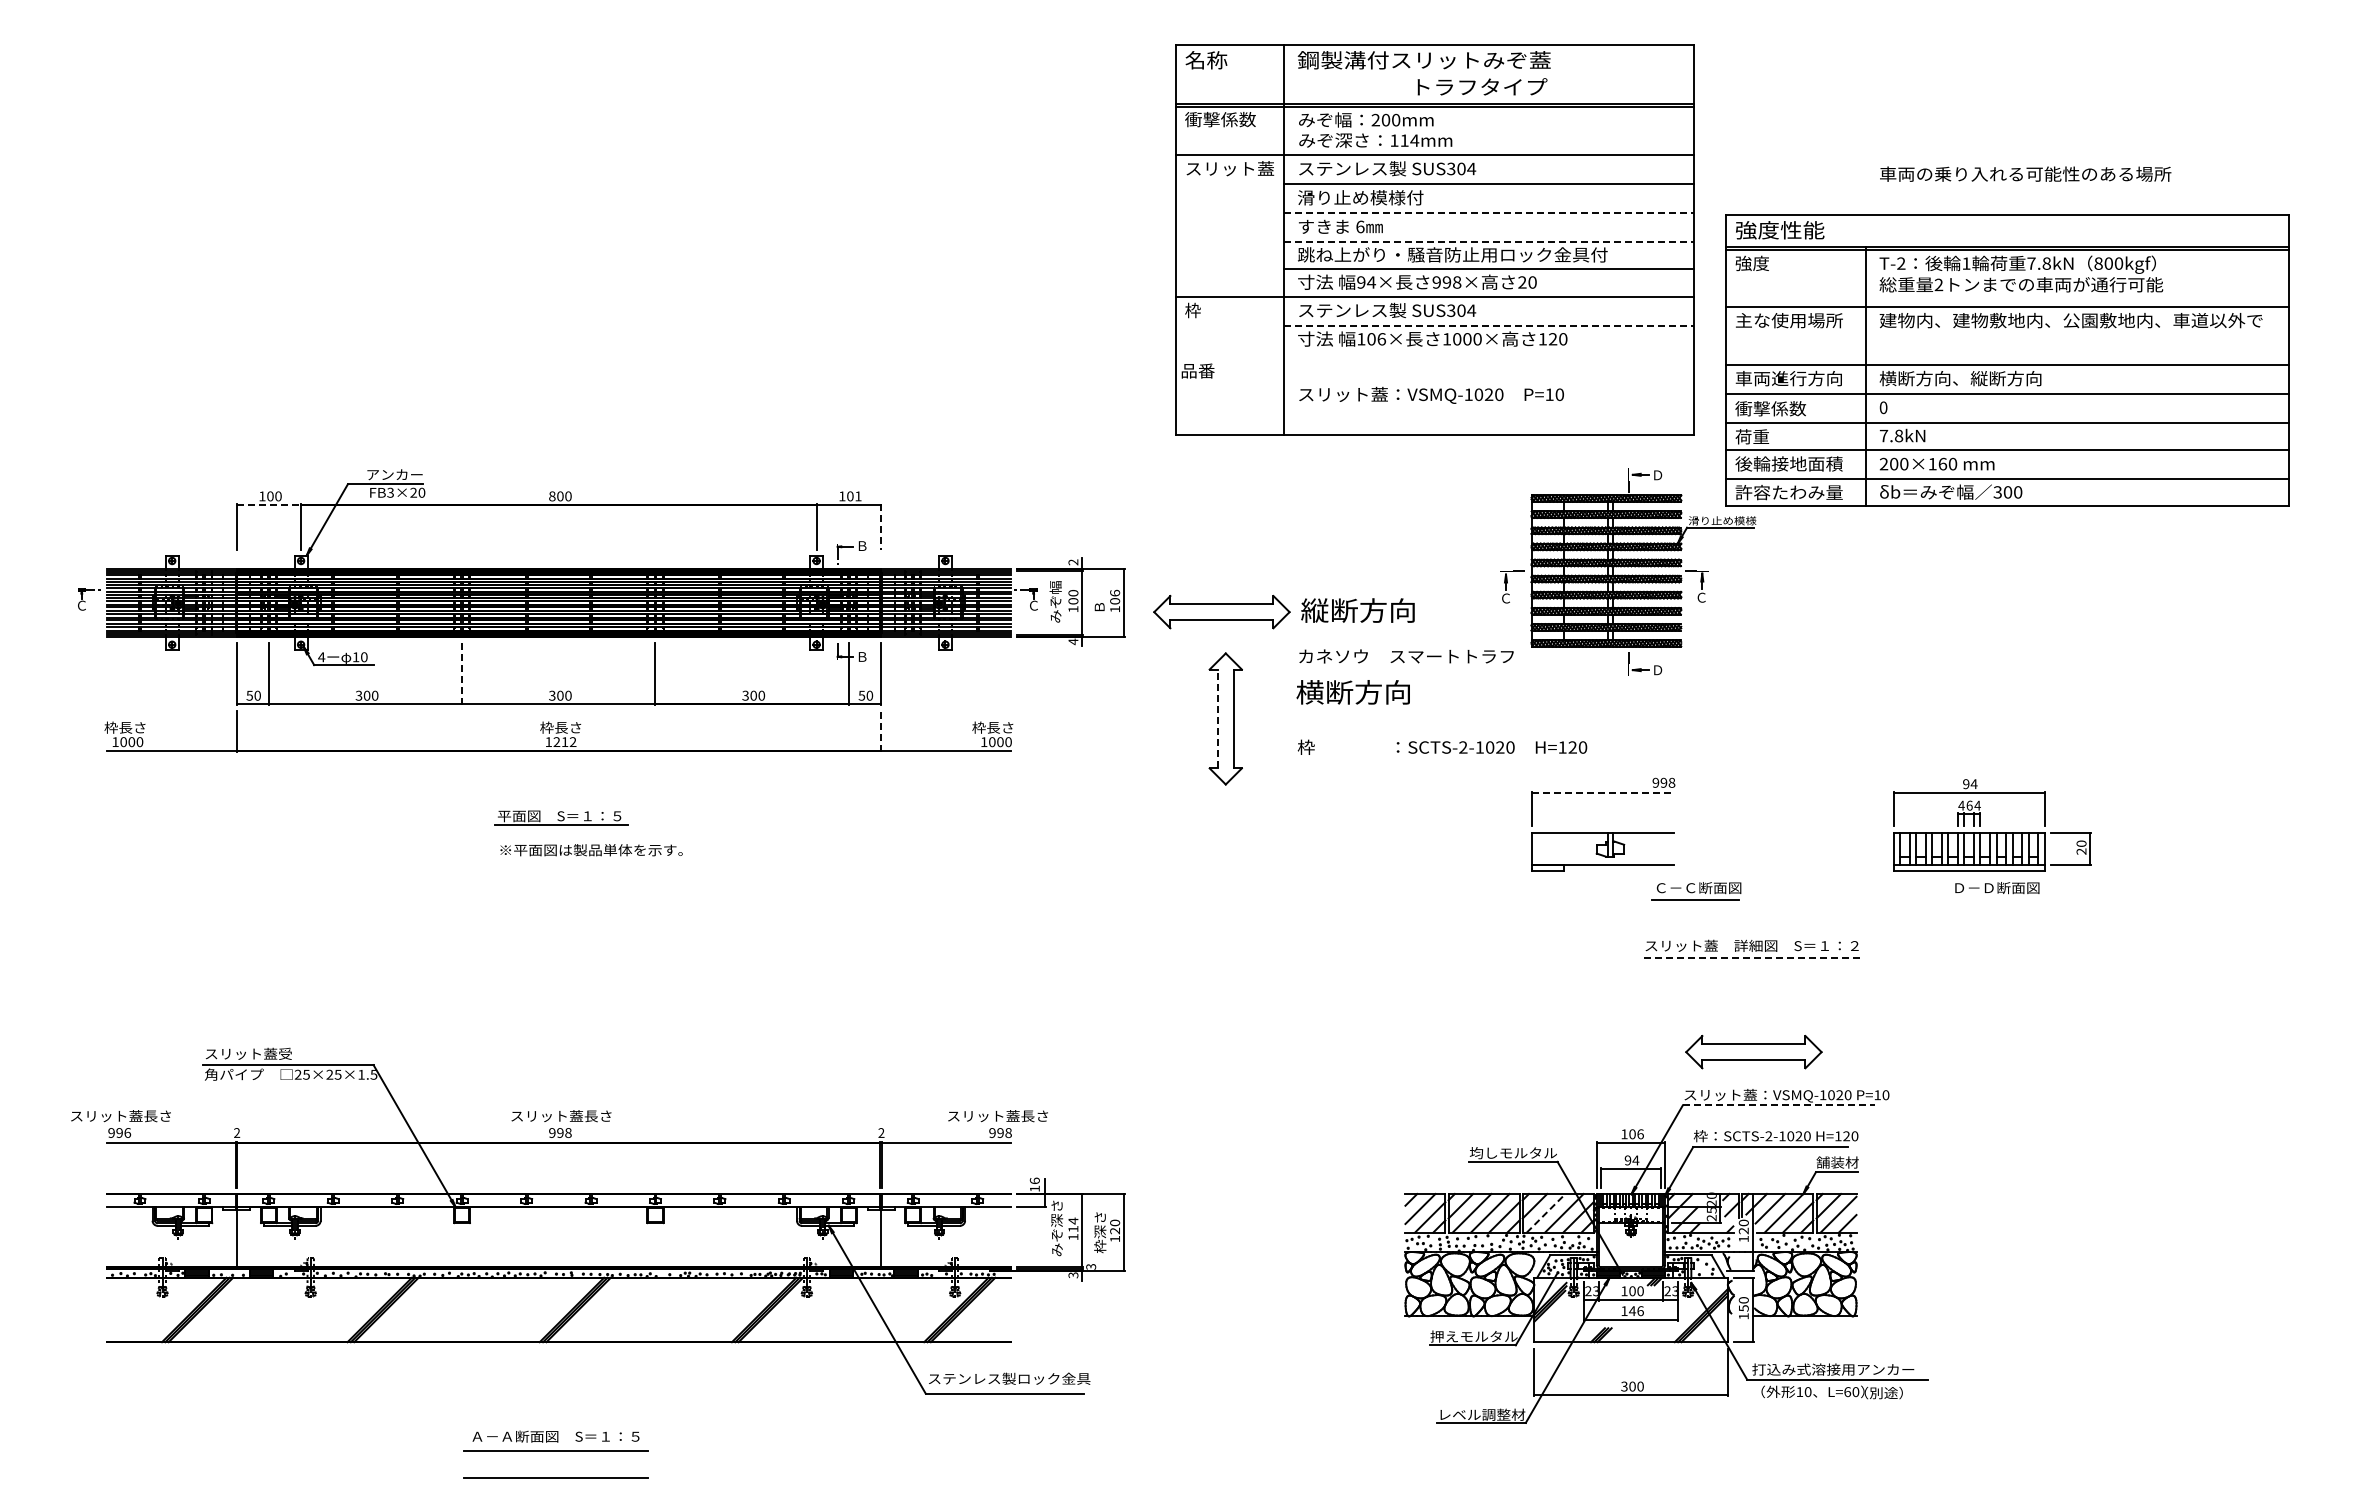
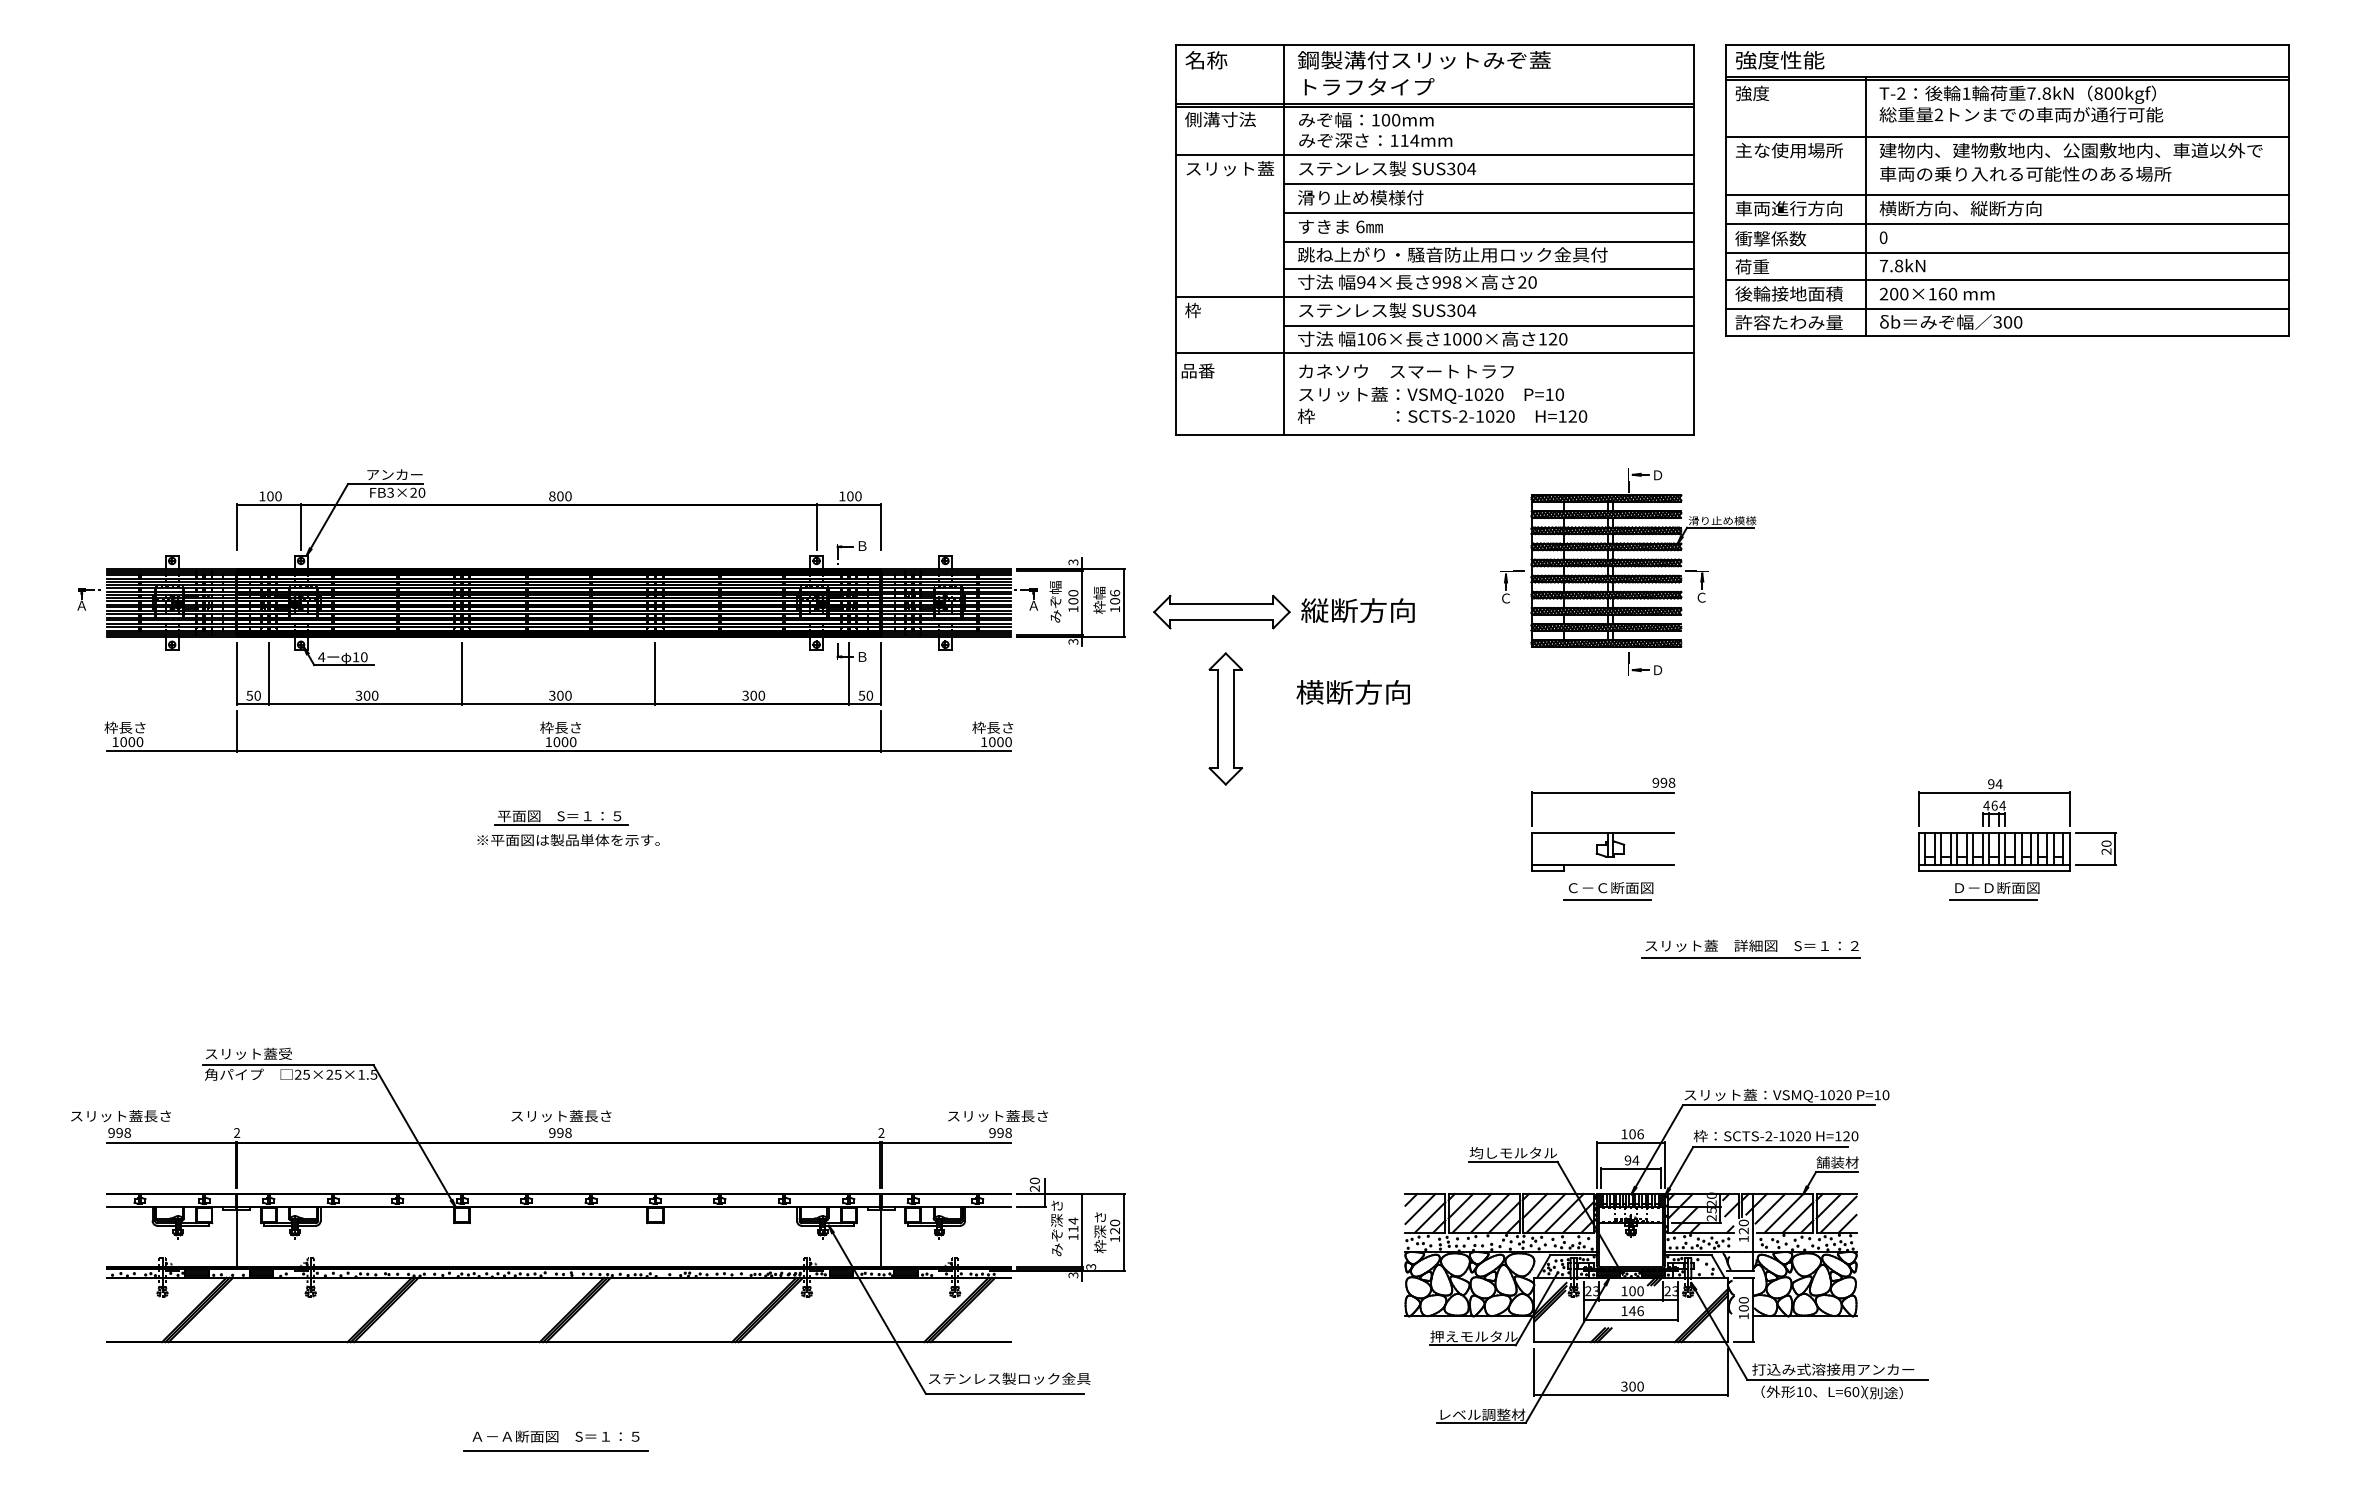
text position: (1482, 86) -> (1369, 86) (1369, 86)
text: 衝撃係数 -> 側溝寸法 (1220, 119)
text: 200mm -> 100mm (1375, 119)
line: dashed -> solid (1489, 212)
line: dashed -> solid (1489, 241)
line: dashed -> solid (1489, 325)
line: none -> present (1435, 352)
part position: (2007, 360) -> (2007, 190) (2007, 190)
text: 101 -> 100 (858, 496)
line: dashed -> solid (269, 505)
line: dashed -> solid (881, 527)
text: 2 -> 3 (1073, 562)
text: Ｂ -> 枠幅 (1099, 599)
text: Ｃ -> Ａ (81, 605)
text: Ｃ -> Ａ (1033, 605)
text: 4 -> 3 (1073, 641)
text position: (1406, 656) -> (1406, 371) (1406, 371)
line: dashed -> solid (462, 674)
line: dashed -> solid (1217, 718)
line: dashed -> solid (881, 730)
text: 1212 -> 1000 (564, 742)
text position: (1442, 746) -> (1442, 415) (1442, 415)
line: dashed -> solid (1603, 792)
part position: (1992, 832) -> (2017, 832) (2017, 832)
text position: (591, 850) -> (568, 840) (568, 840)
part position: (1696, 891) -> (1608, 891) (1608, 891)
line: none -> present (1993, 899)
line: dashed -> solid (1750, 957)
part: present -> none (1753, 1052)
line: dashed -> solid (1779, 1105)
text: 996 -> 998 (127, 1132)
text: 16 -> 20 (1034, 1184)
line: dashed -> solid (1546, 1212)
text: 150 -> 100 (1743, 1308)
line: present -> none (555, 1477)
